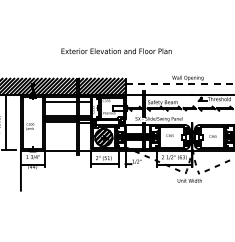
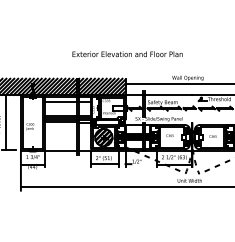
text position: (116, 51) -> (127, 54) (127, 54)
line: dashed -> solid (180, 84)
line: none -> present (125, 186)
